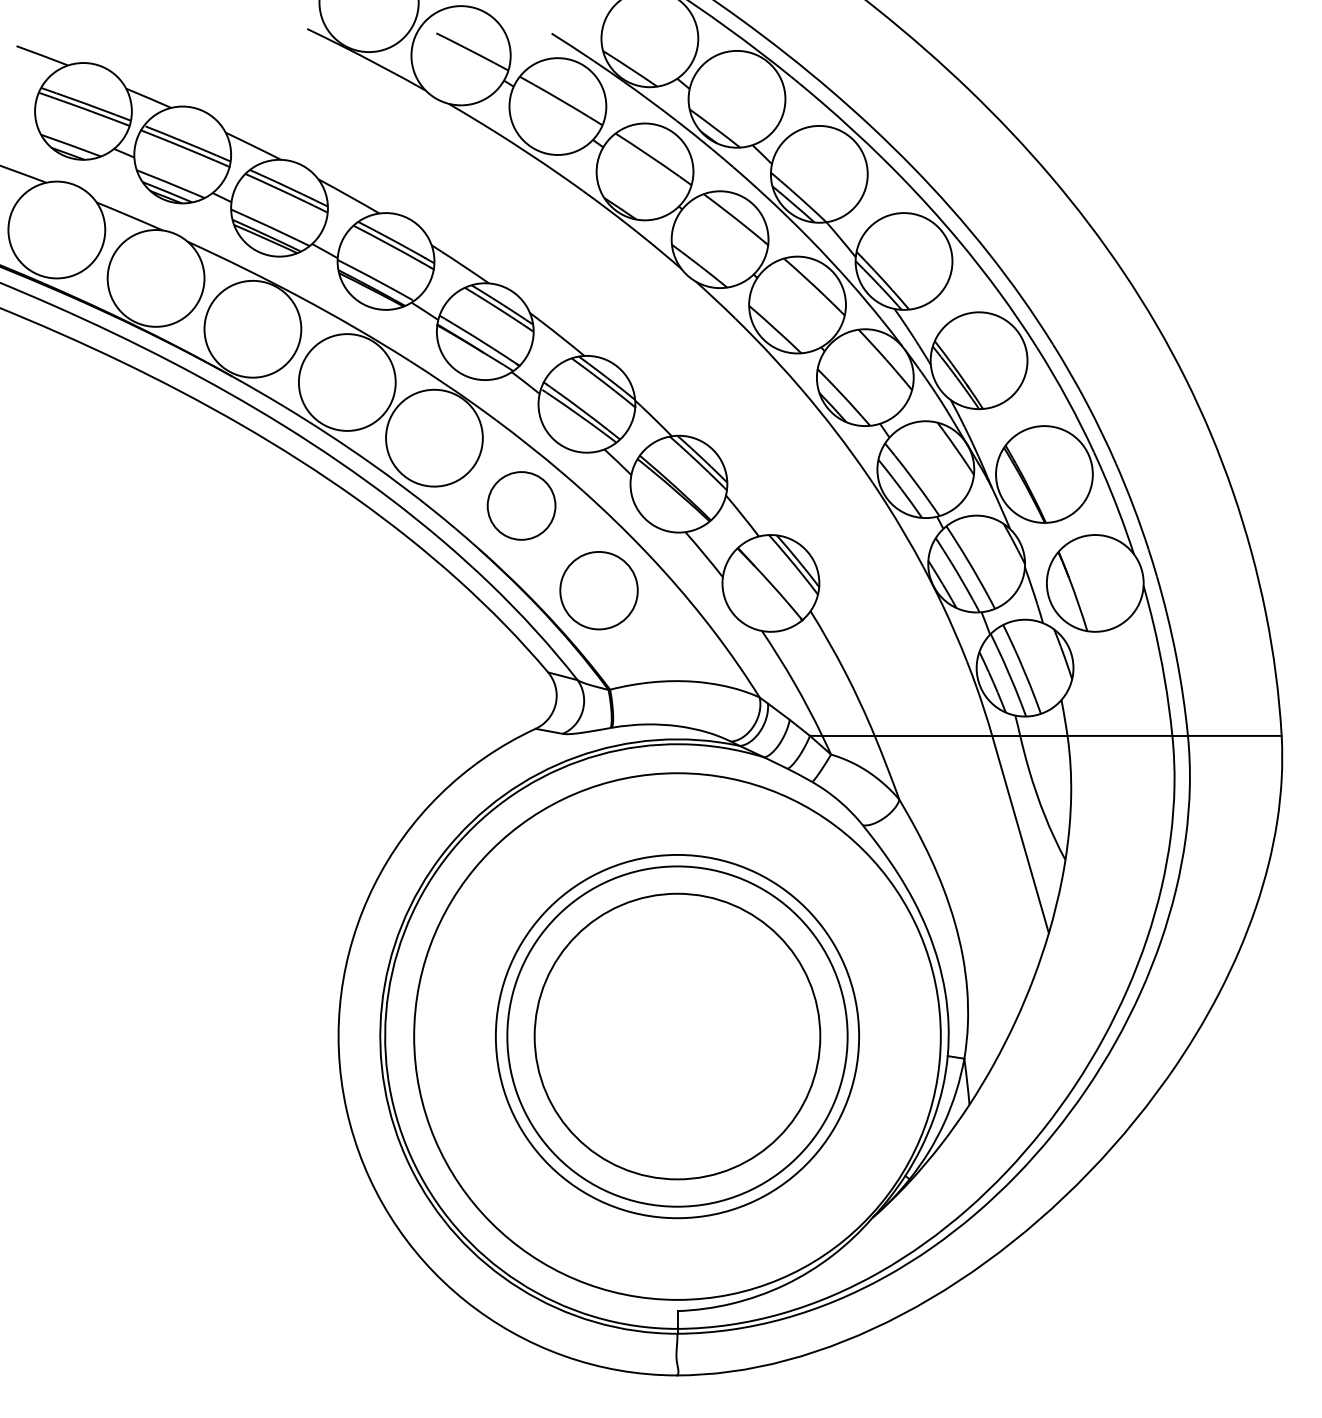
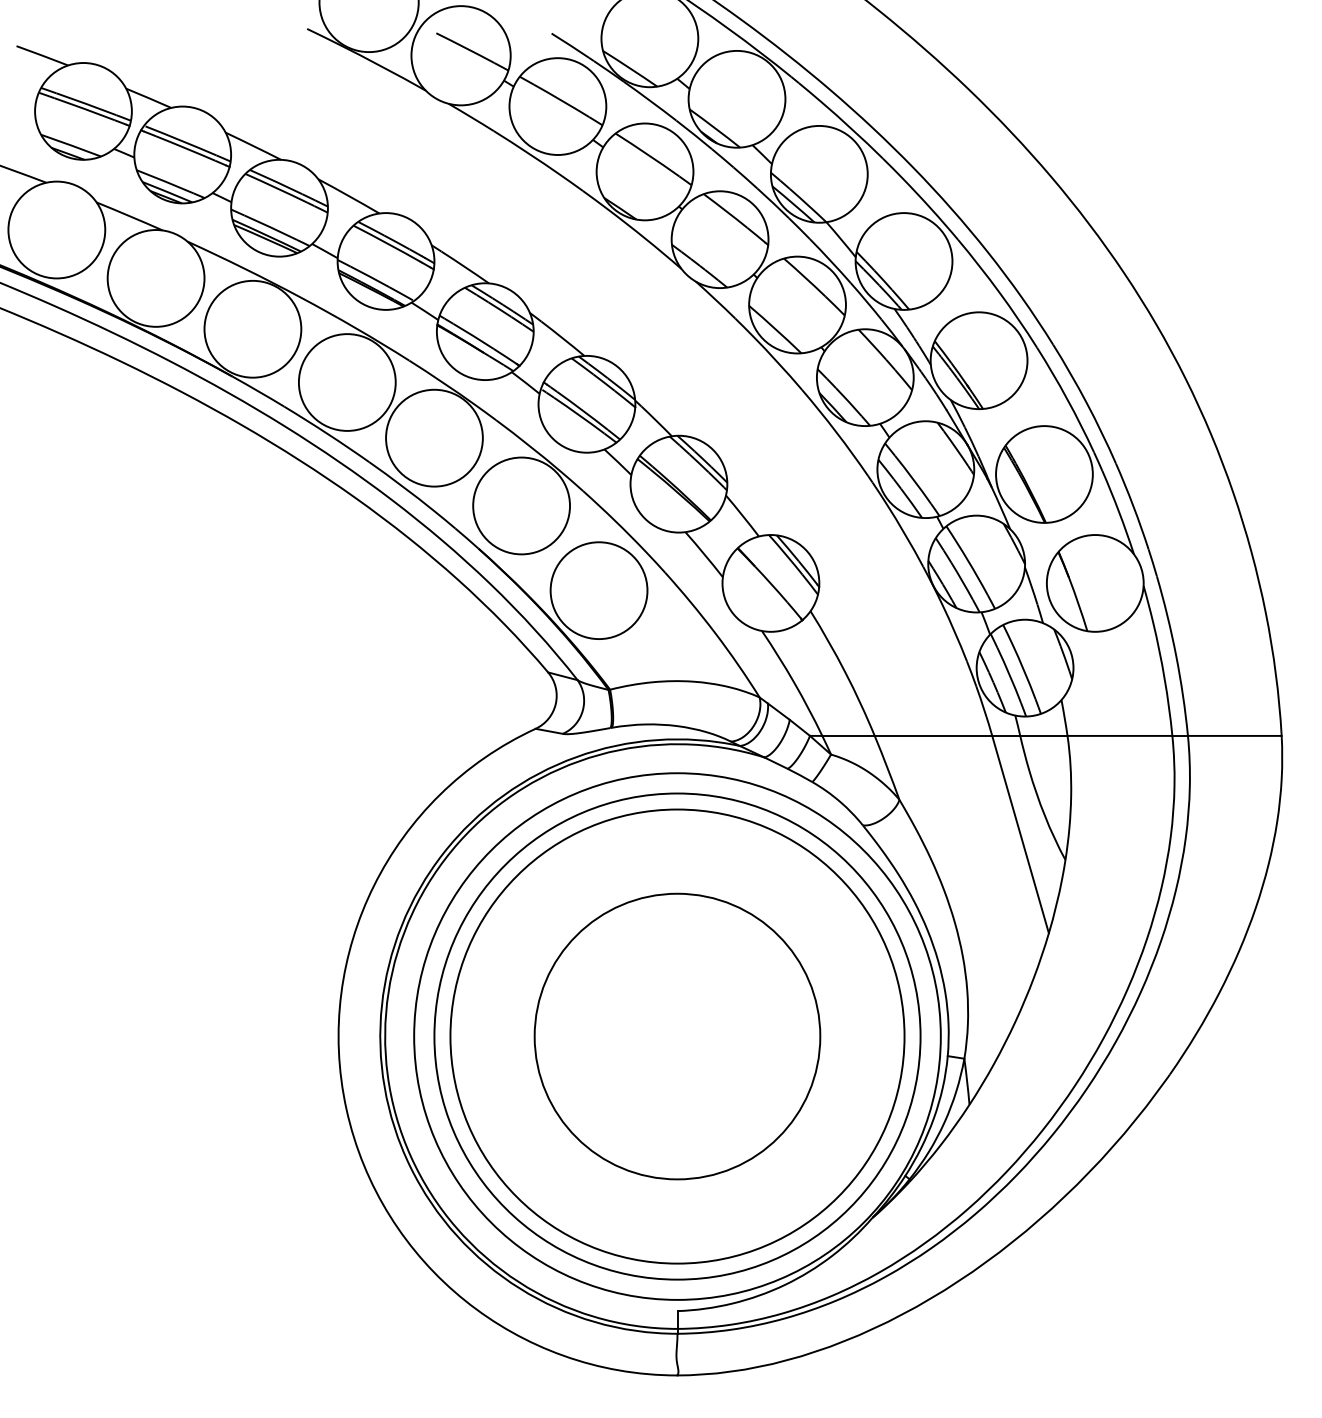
circle diameter: 68 px -> 97 px (521, 505)
circle diameter: 77 px -> 97 px (598, 590)
circle diameter: 340 px -> 486 px (677, 1036)
circle diameter: 363 px -> 454 px (677, 1036)
